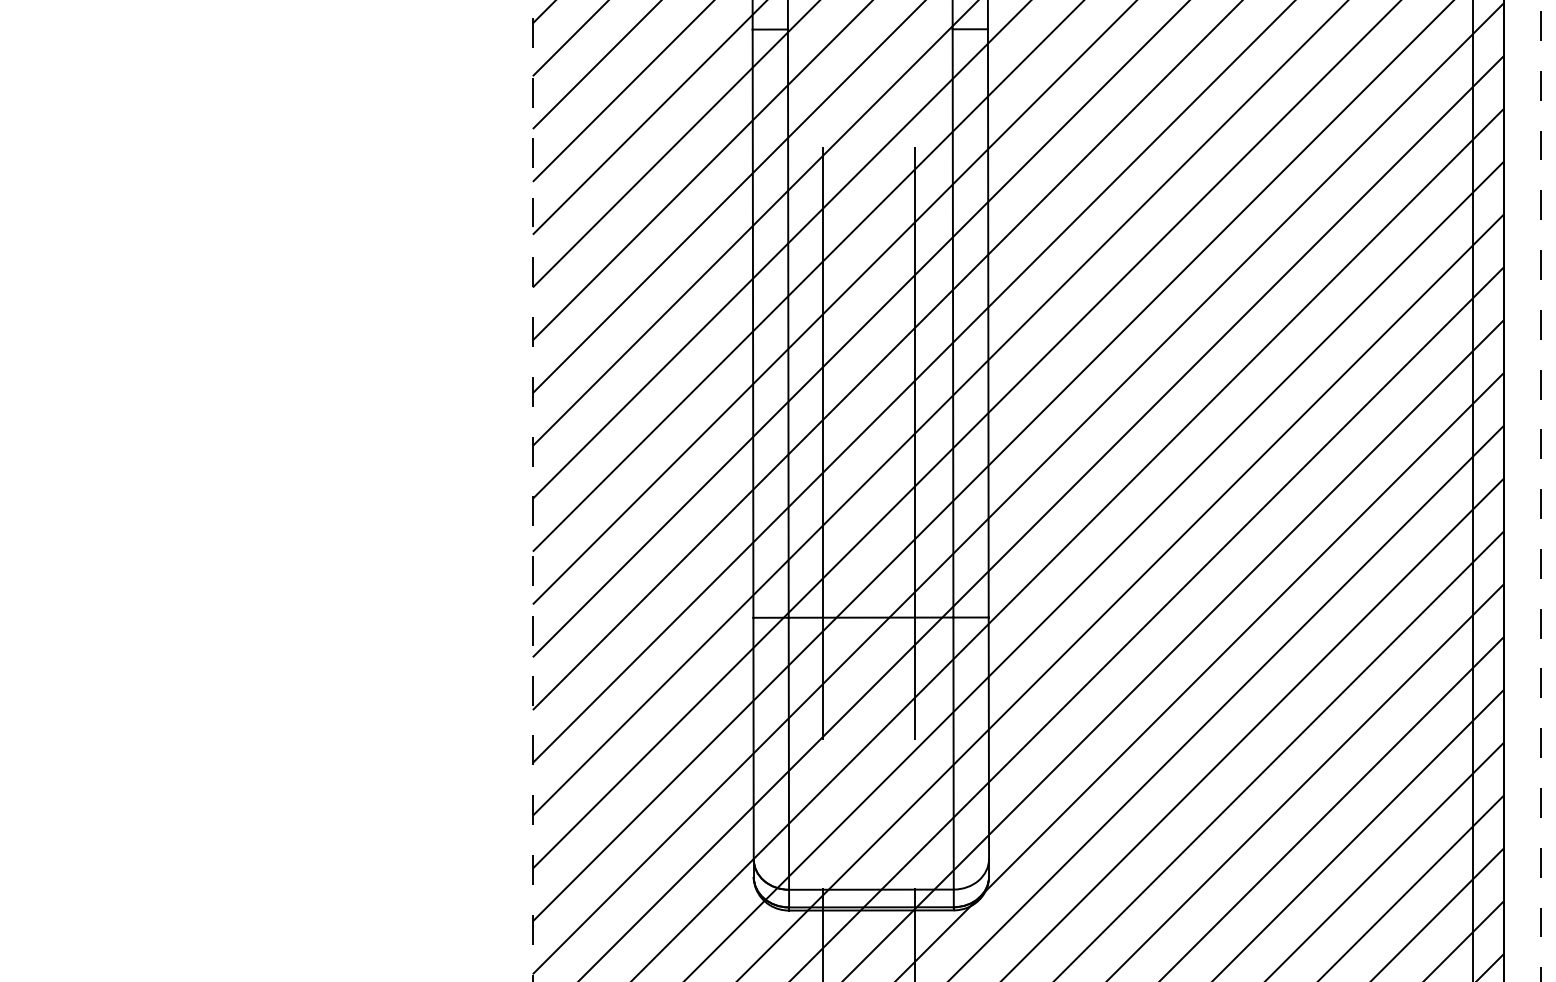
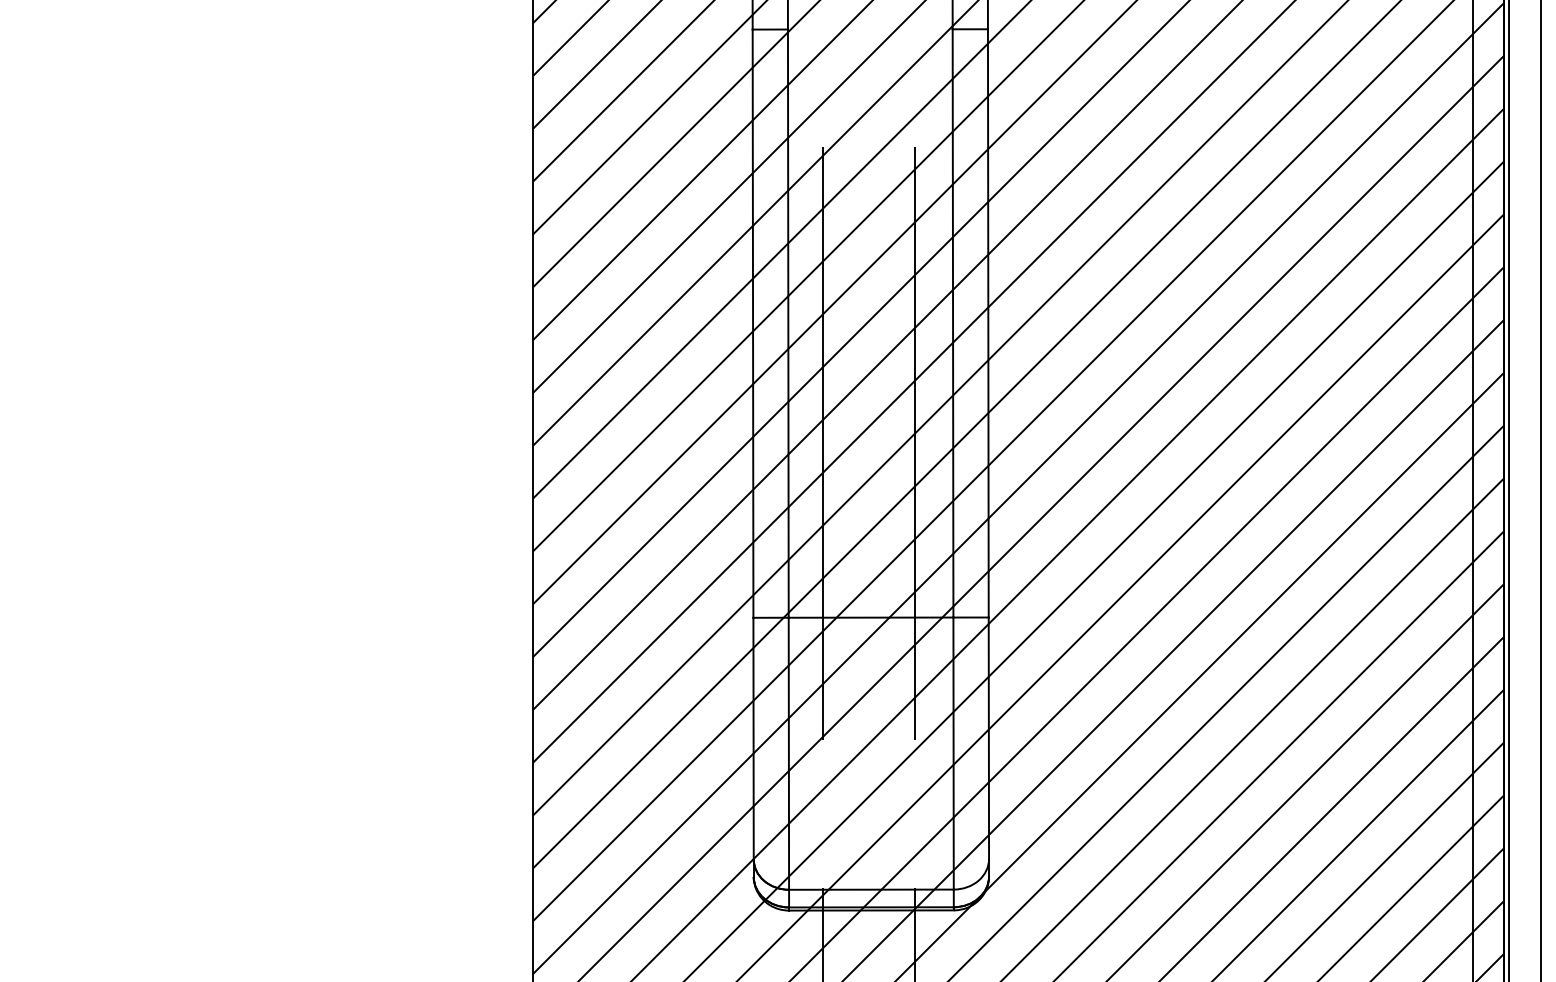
line: none -> present (1509, 490)
line: dashed -> solid (532, 491)
line: dashed -> solid (1540, 491)
